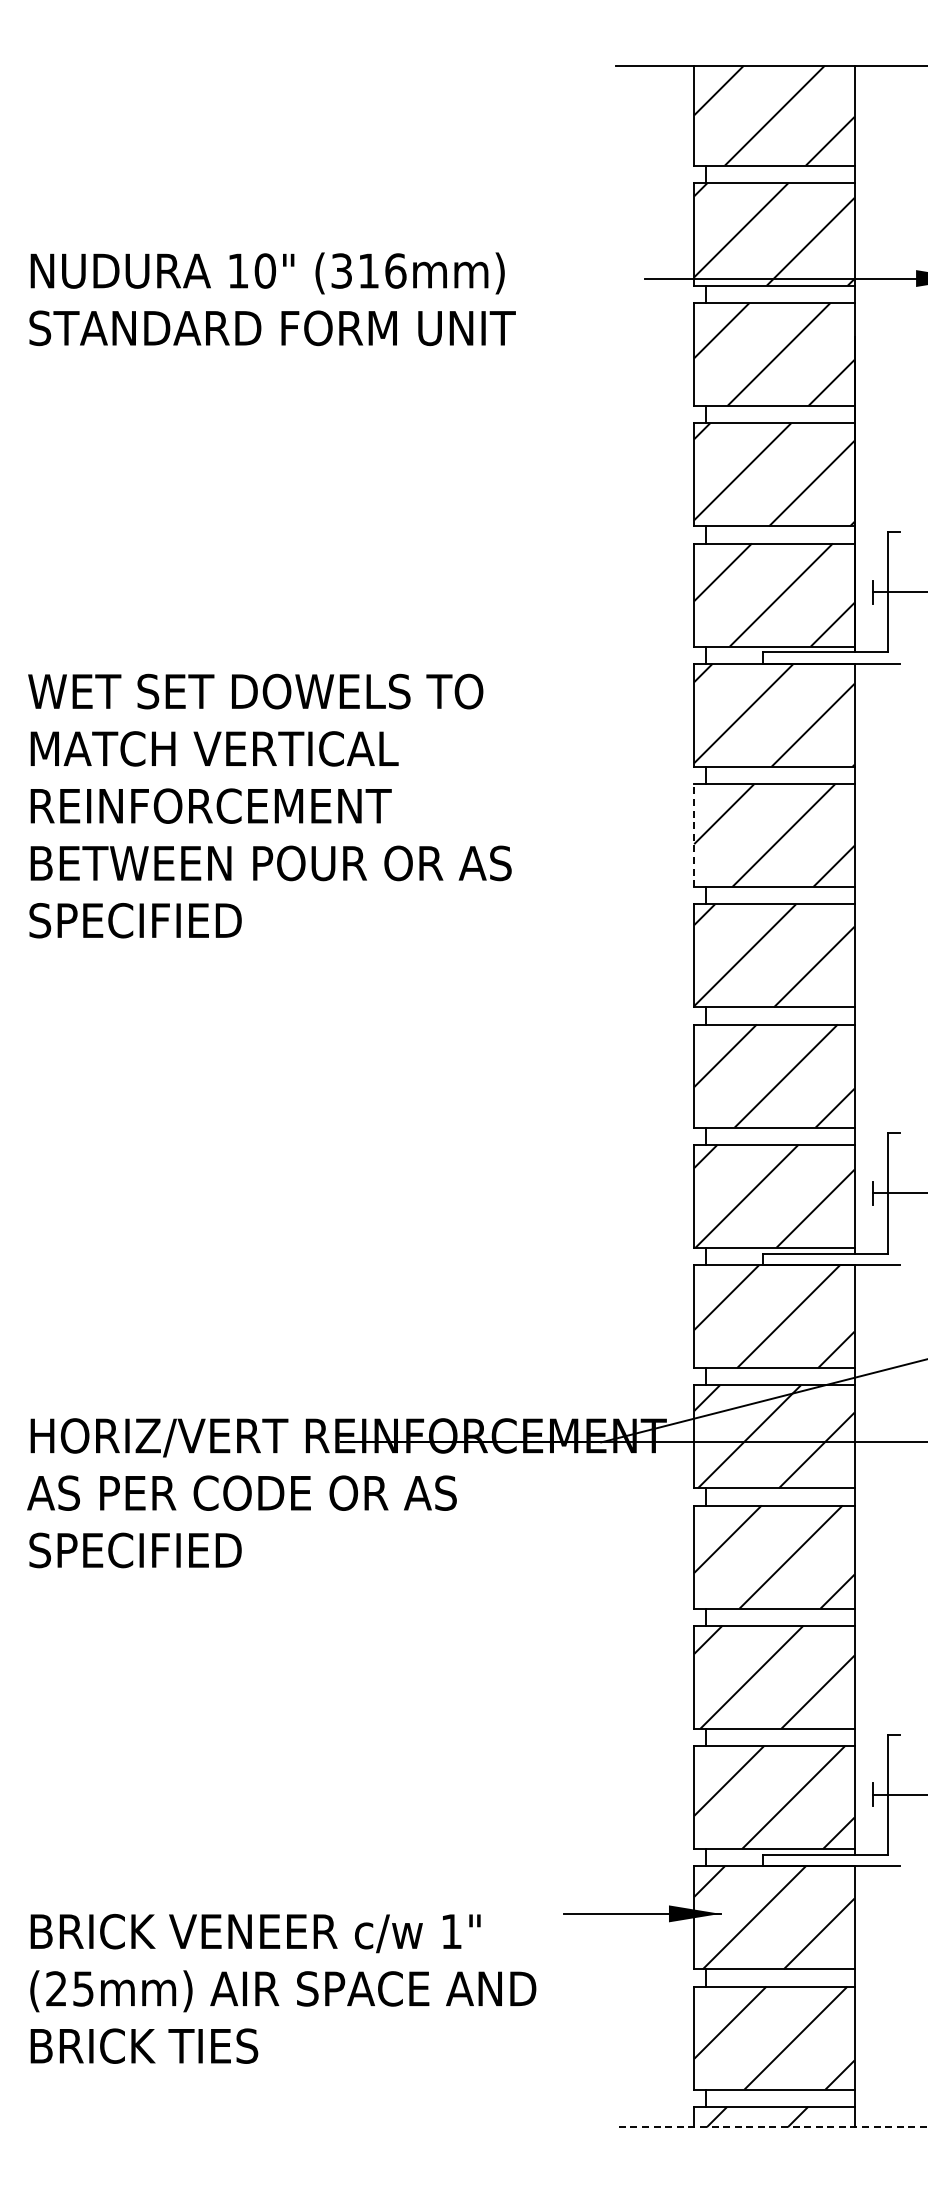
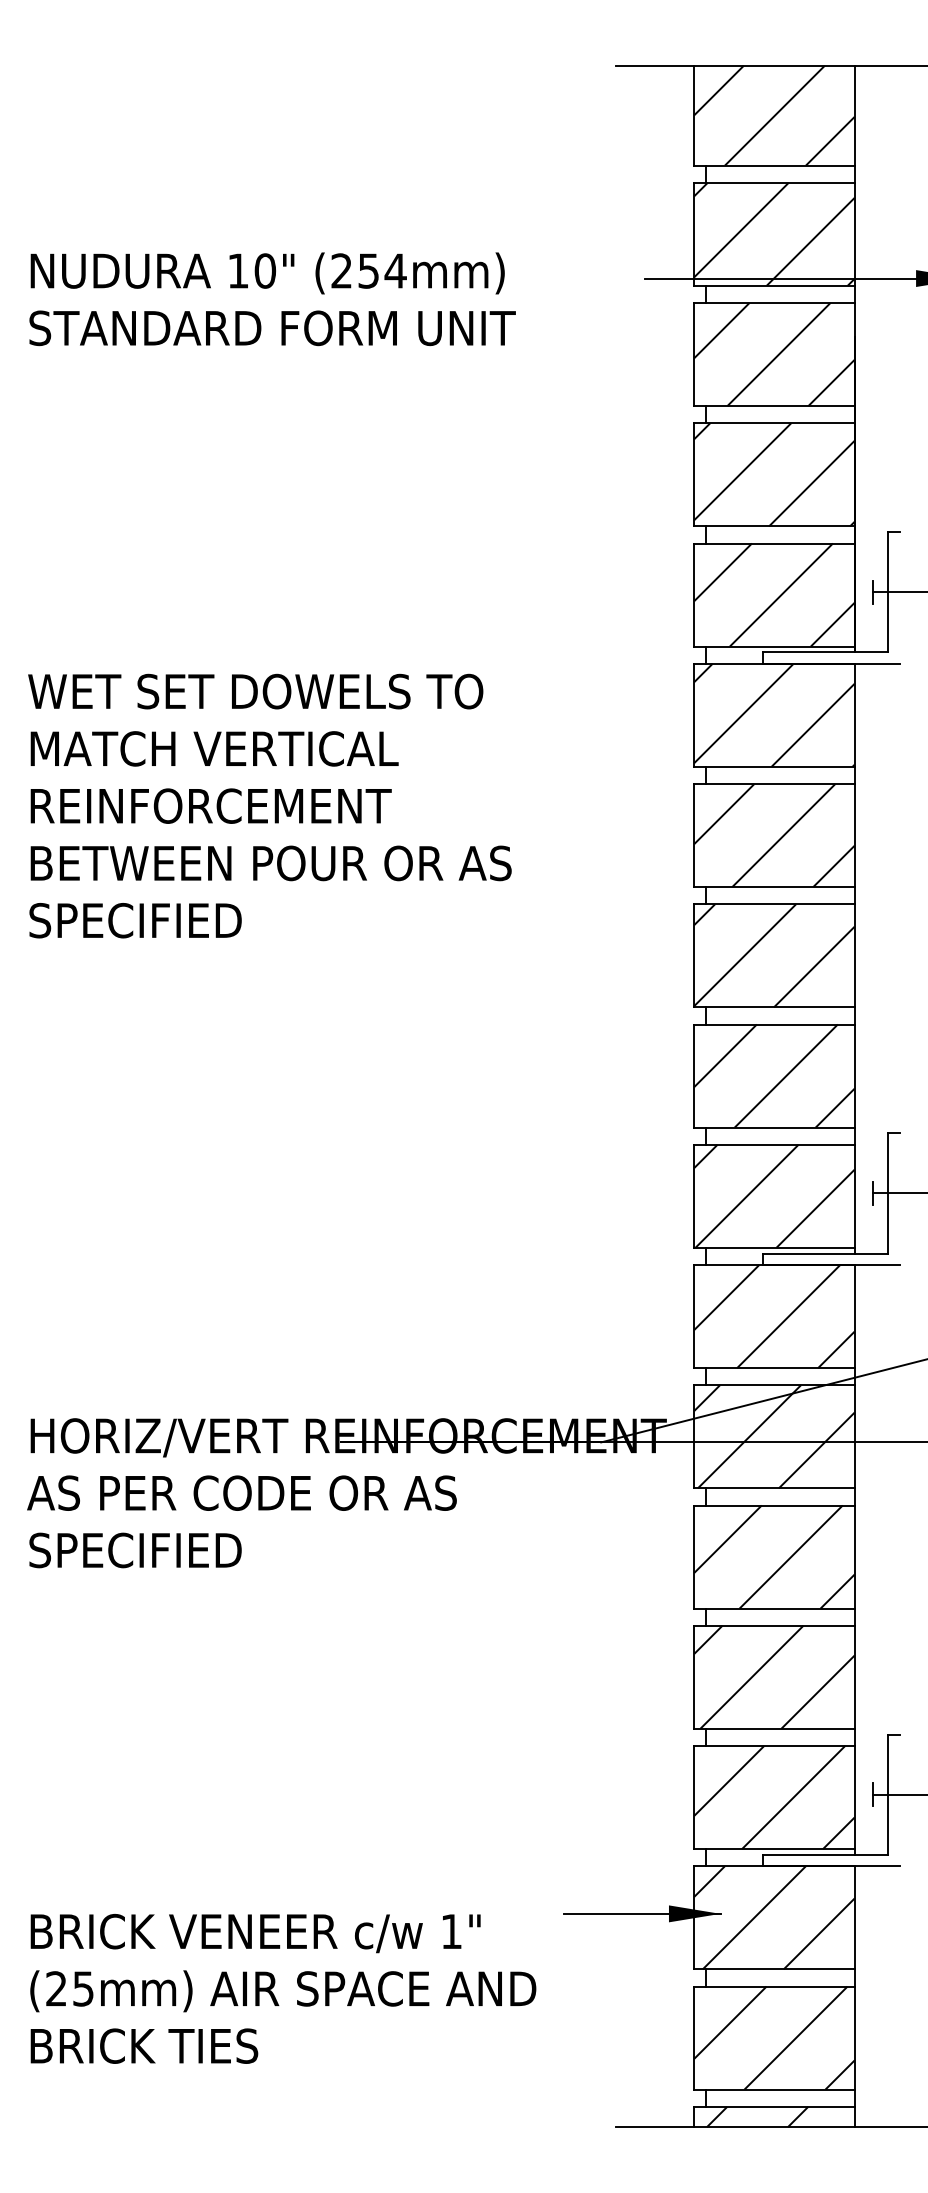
text: (316mm) -> (254mm) (368, 270)
line: dashed -> solid (694, 835)
line: dashed -> solid (771, 2127)
